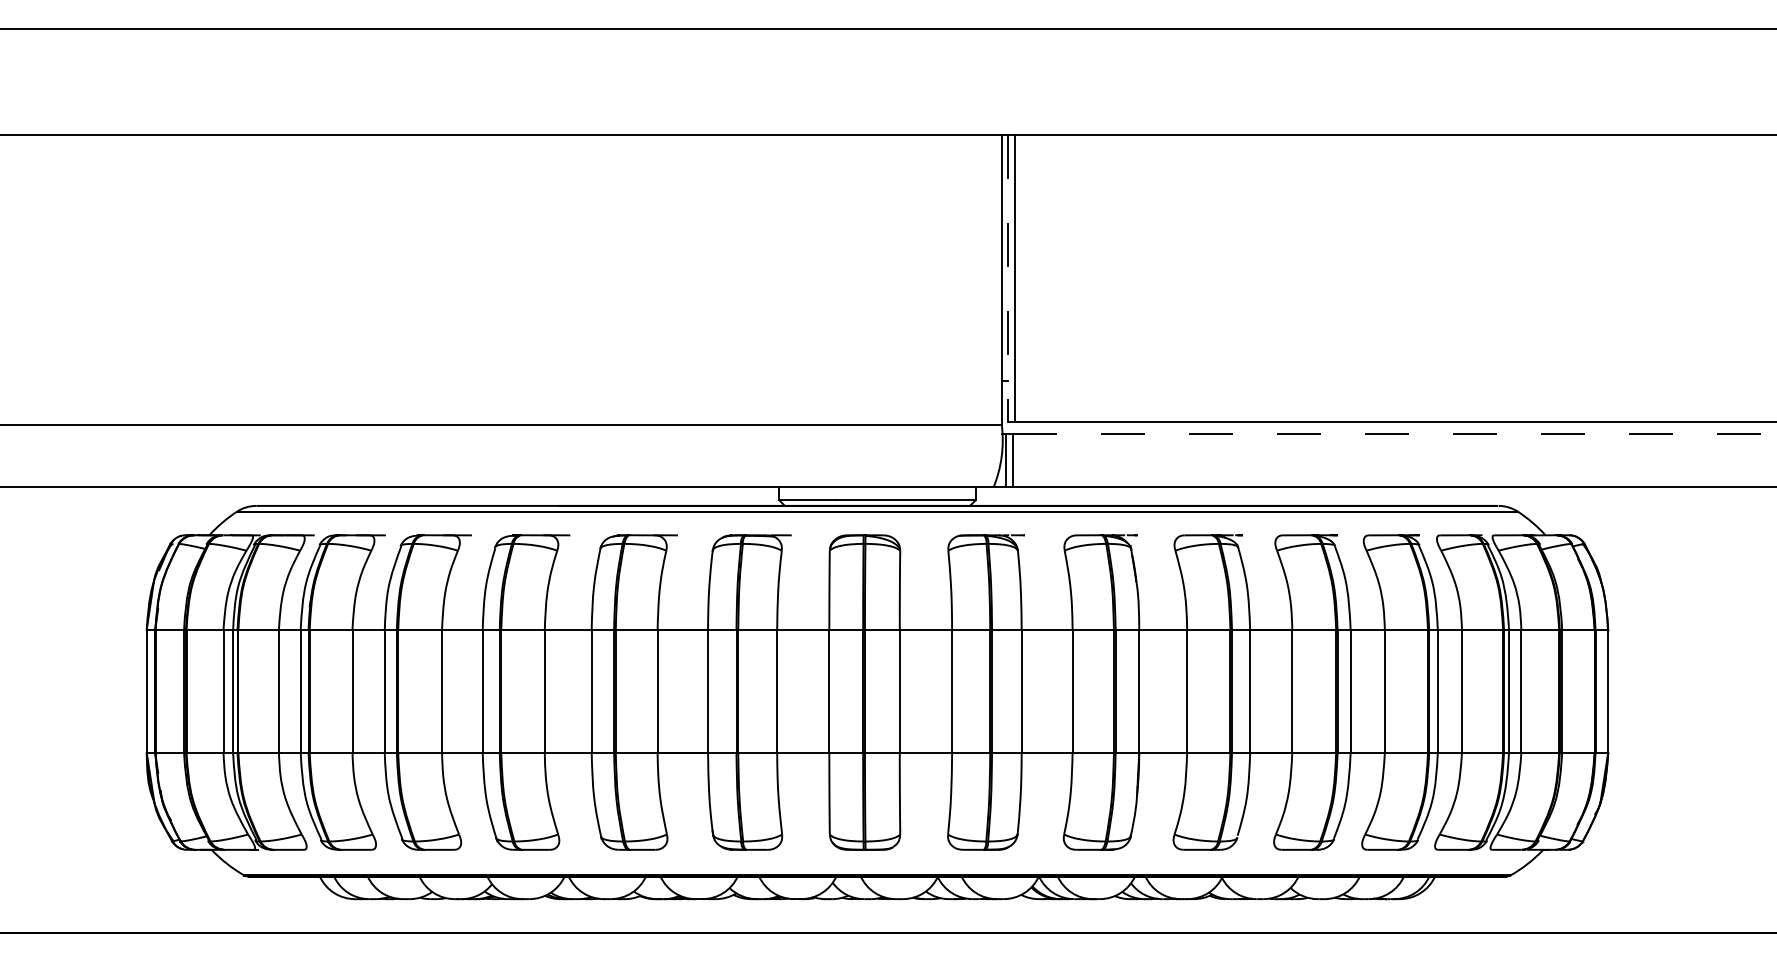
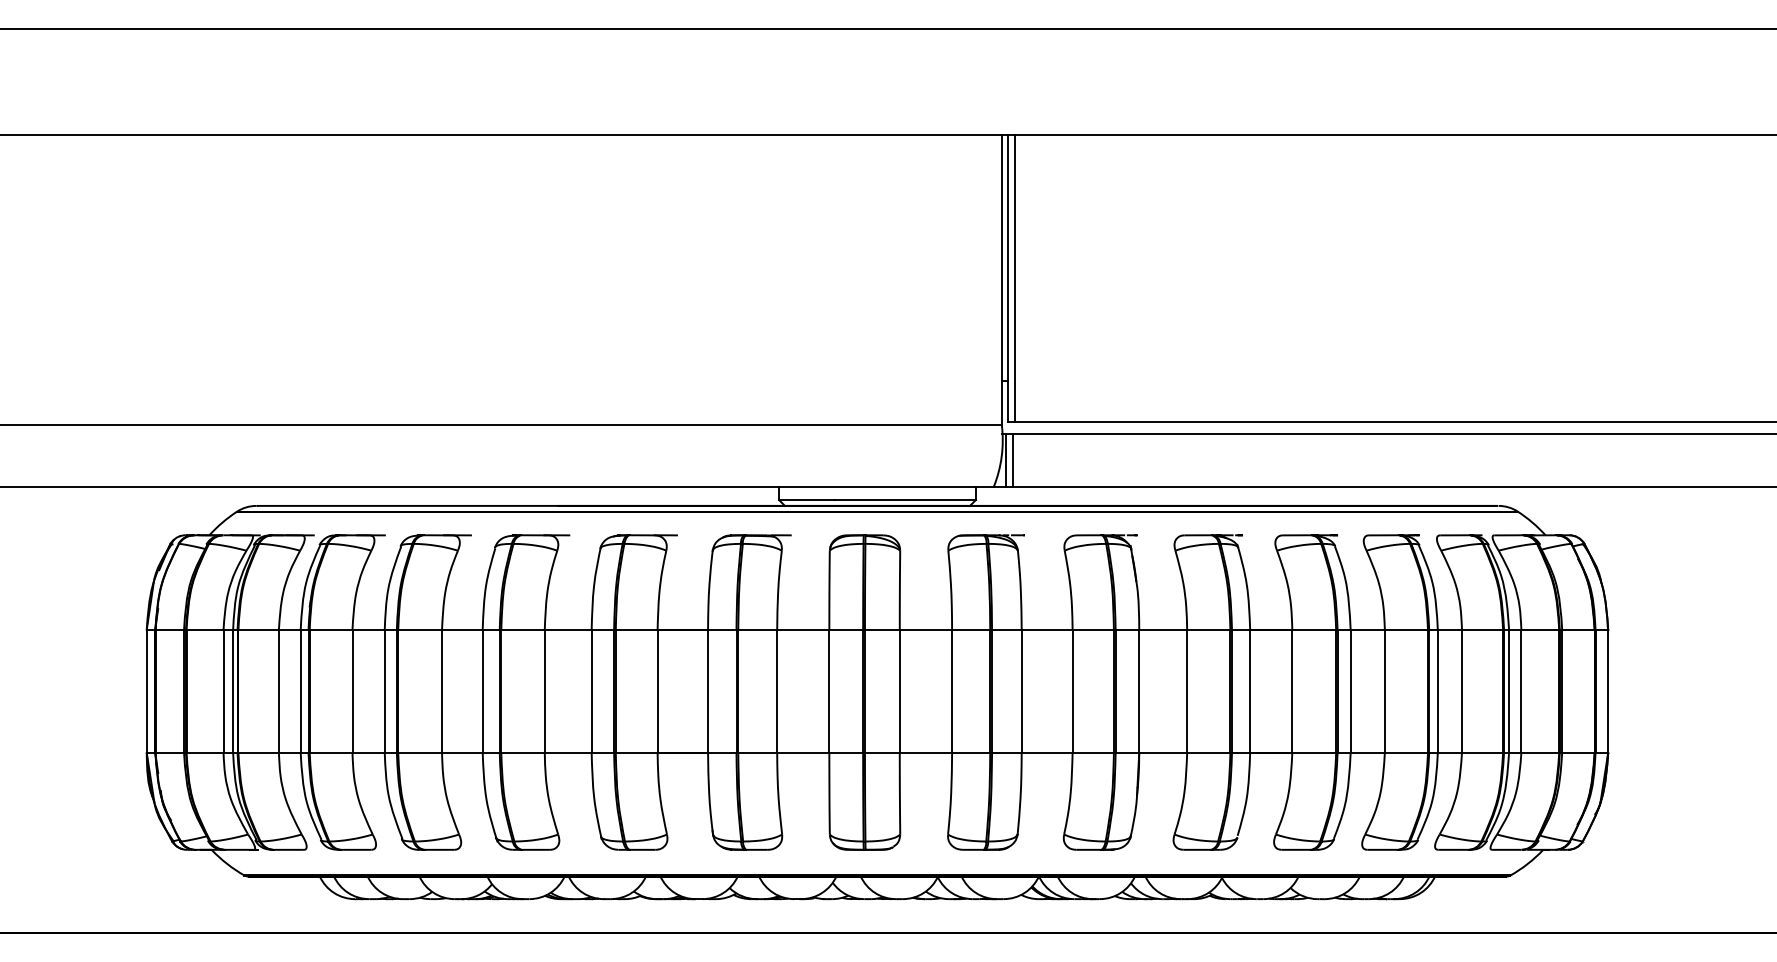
line: dashed -> solid (1008, 278)
line: dashed -> solid (1394, 434)
